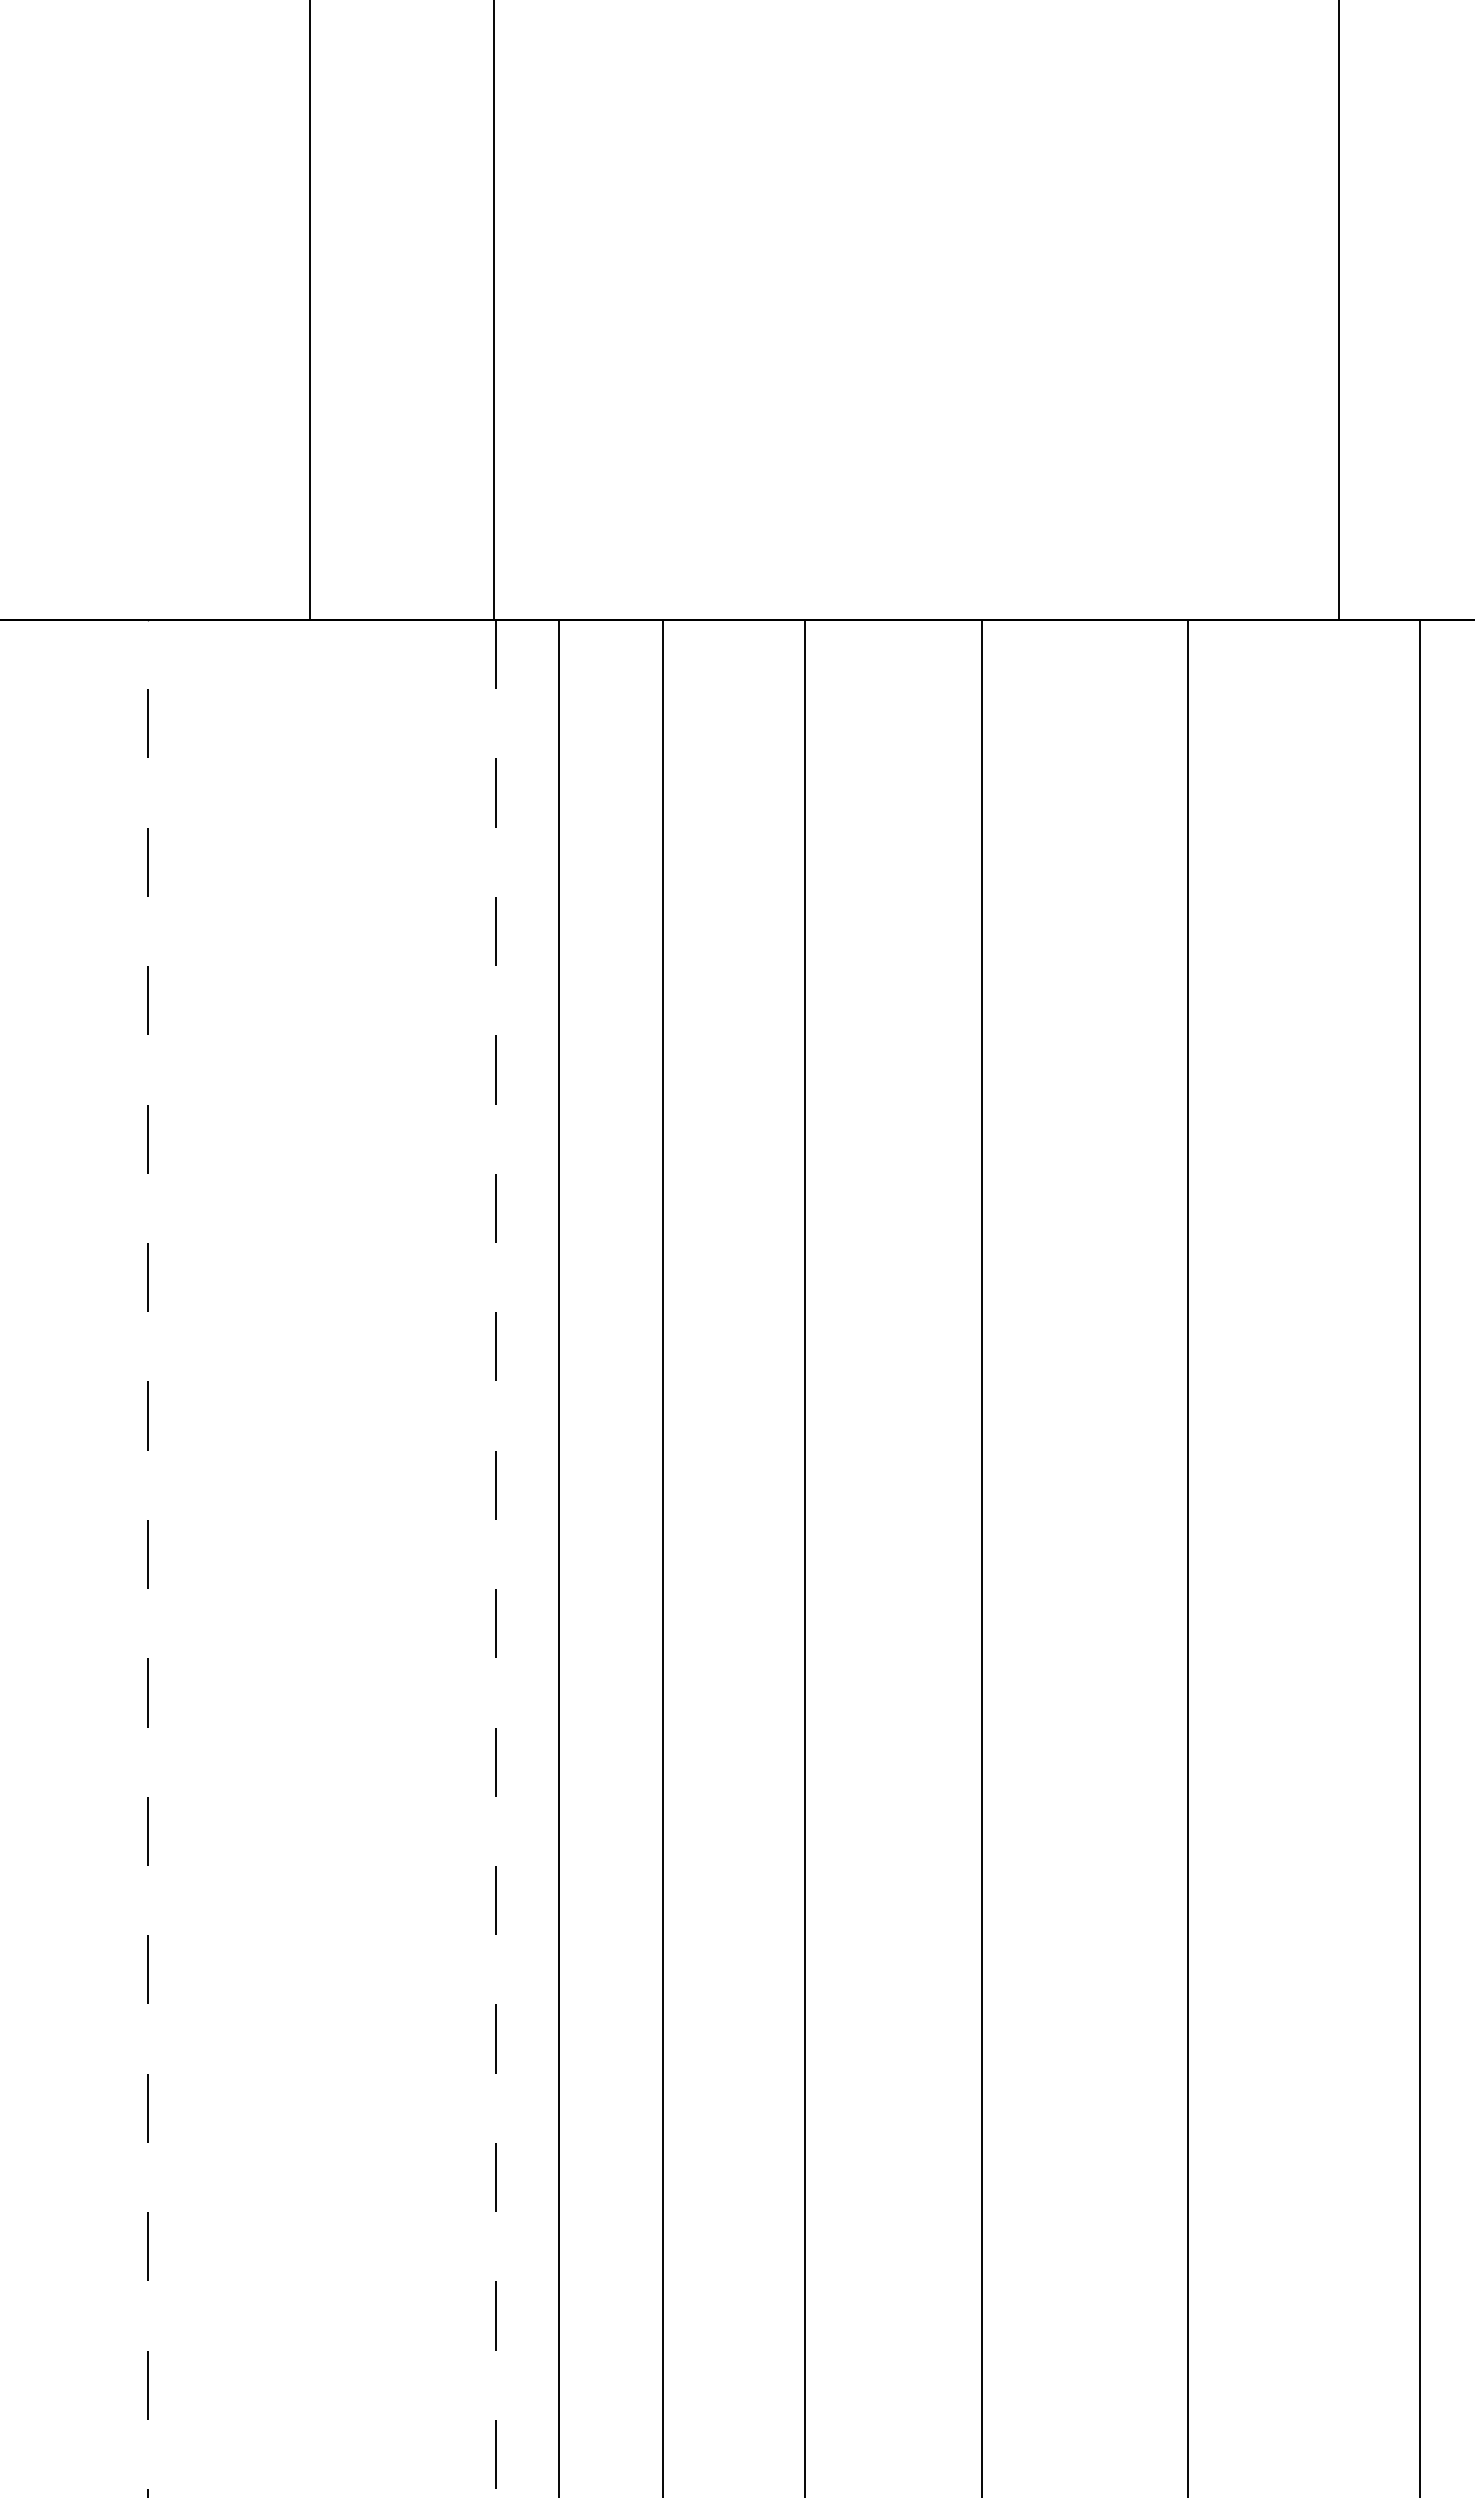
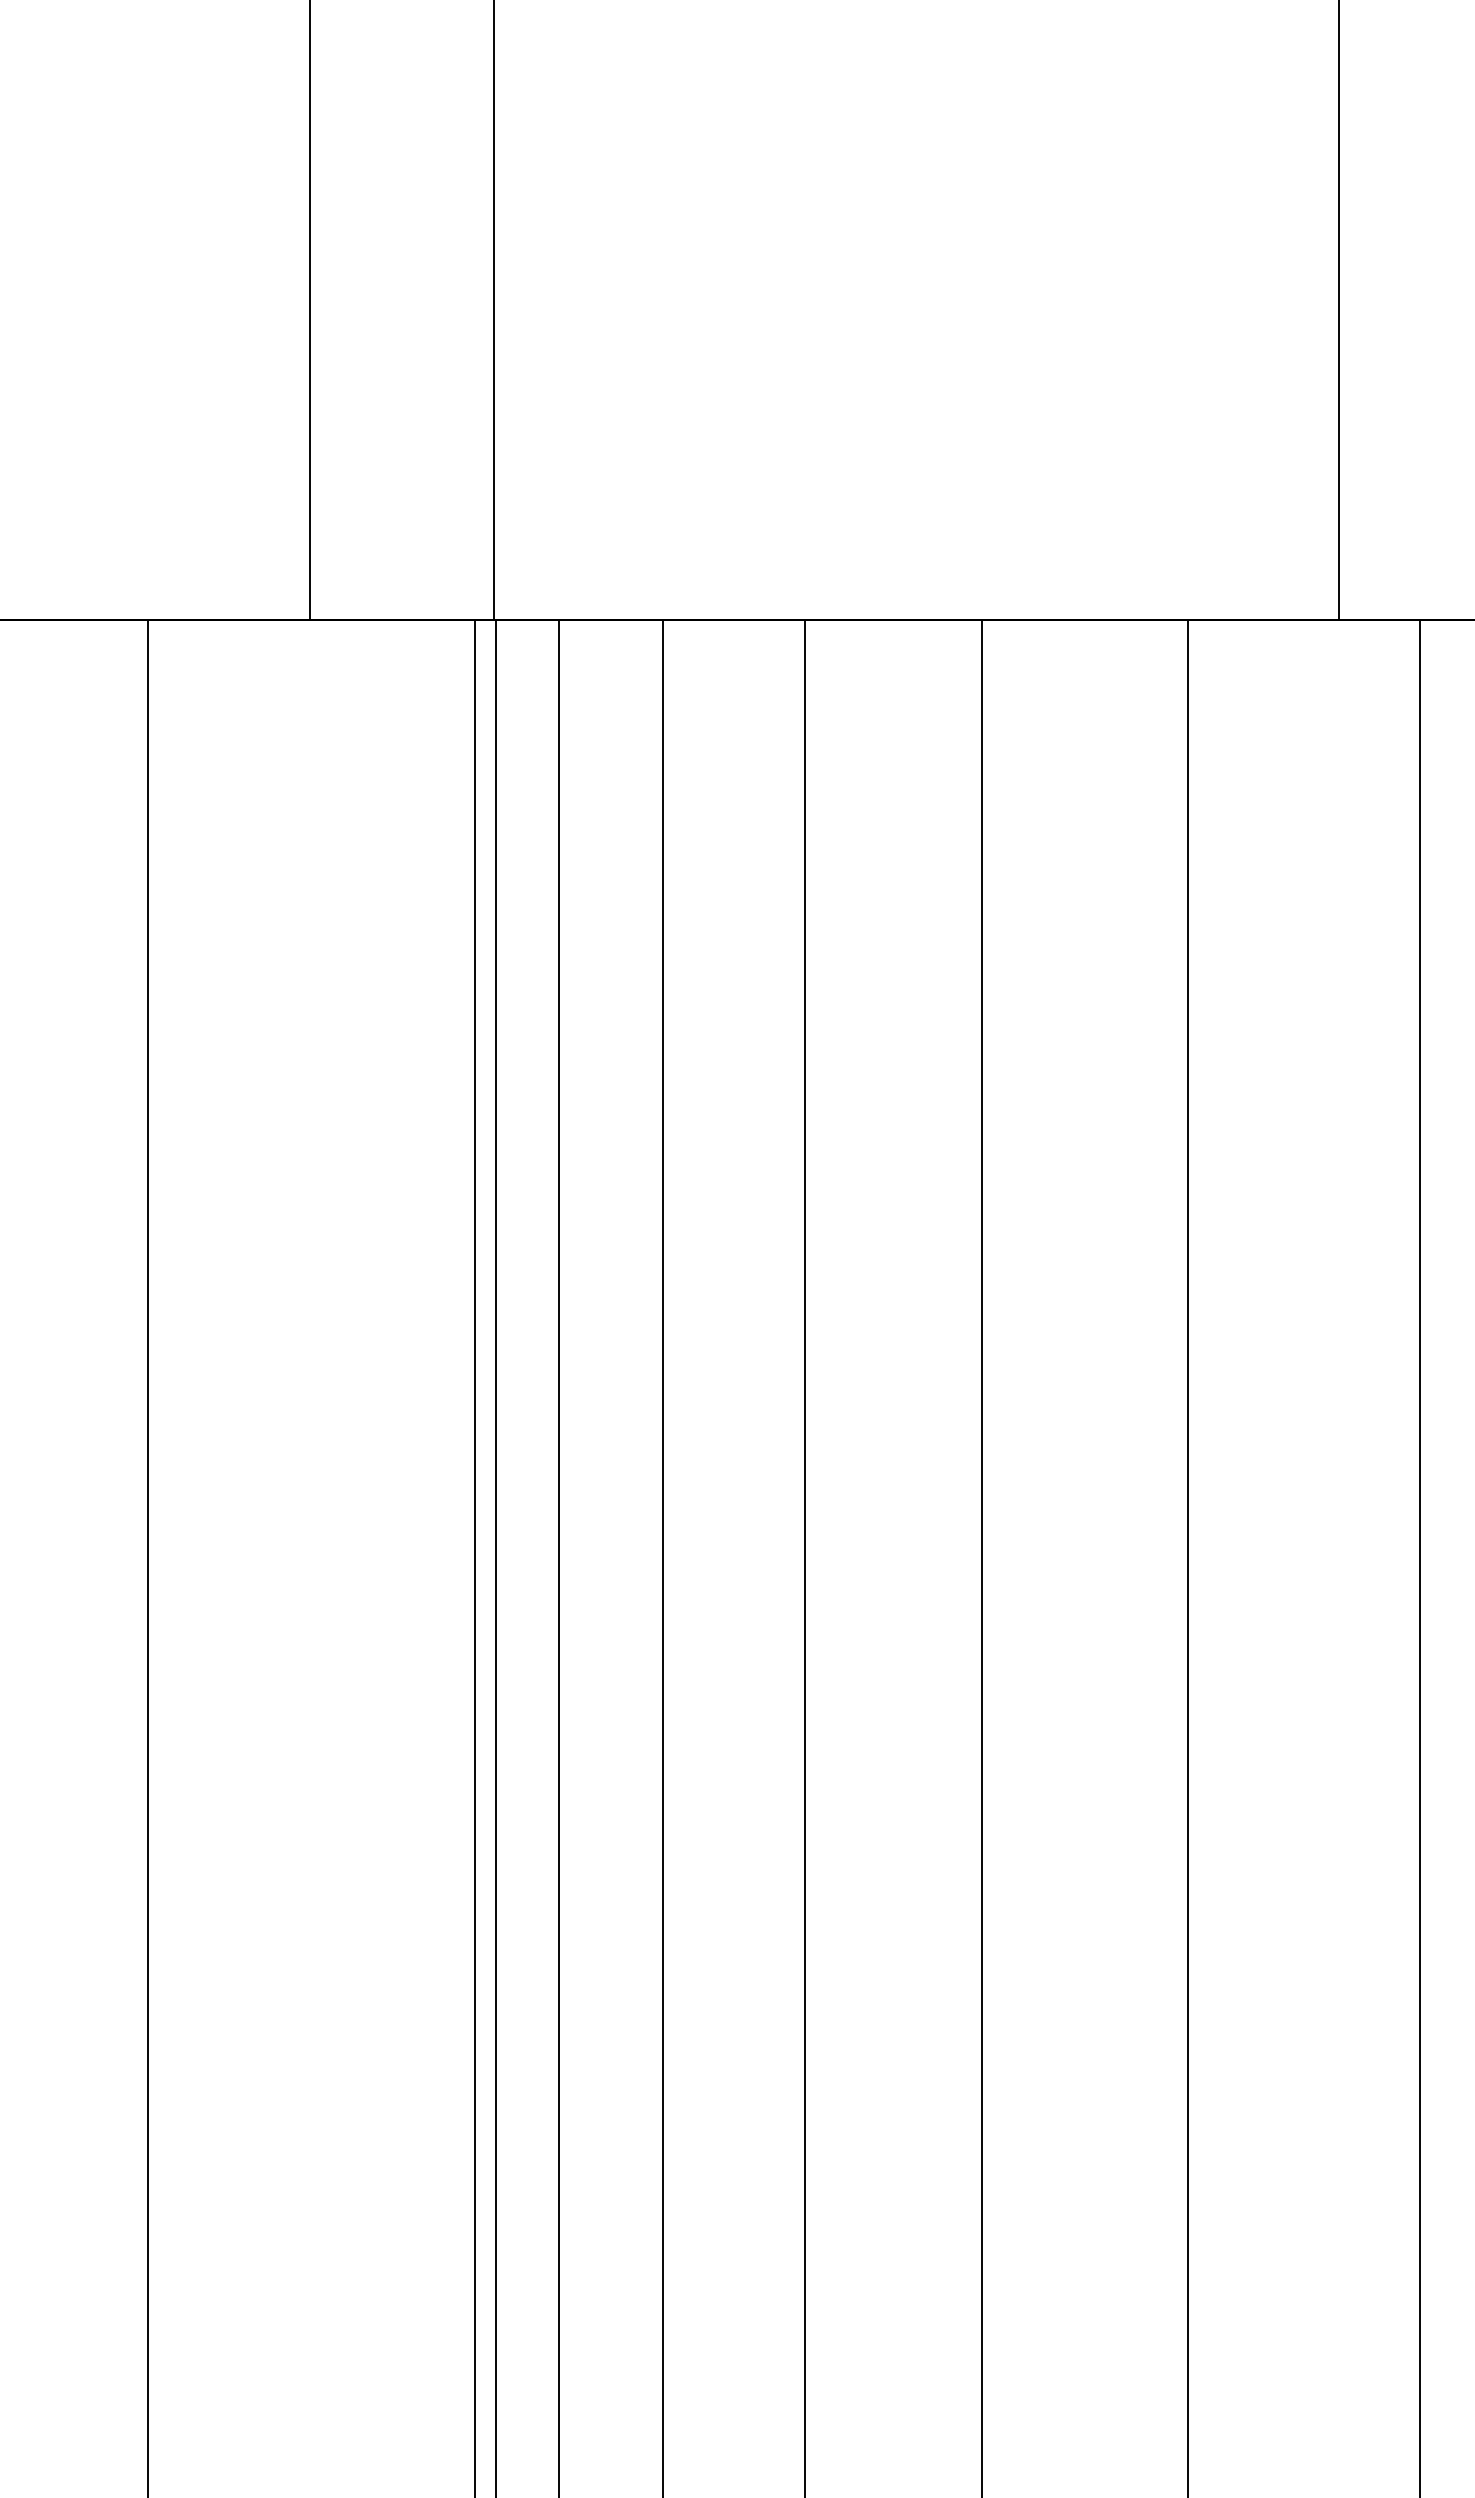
line: none -> present (474, 1556)
line: dashed -> solid (147, 1558)
line: dashed -> solid (495, 1559)
